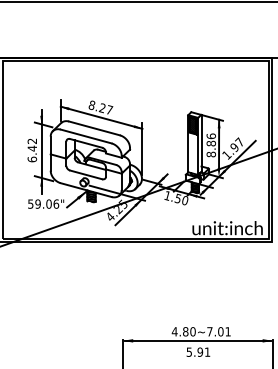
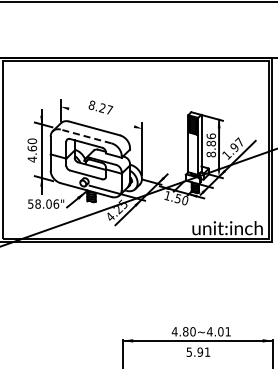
line: present -> none (101, 117)
line: solid -> dashed (85, 136)
text: 6.42 -> 4.60 (32, 150)
text: 59.06" -> 58.06" (37, 203)
text: 4.80~7.01 -> 4.80~4.01 (209, 331)
